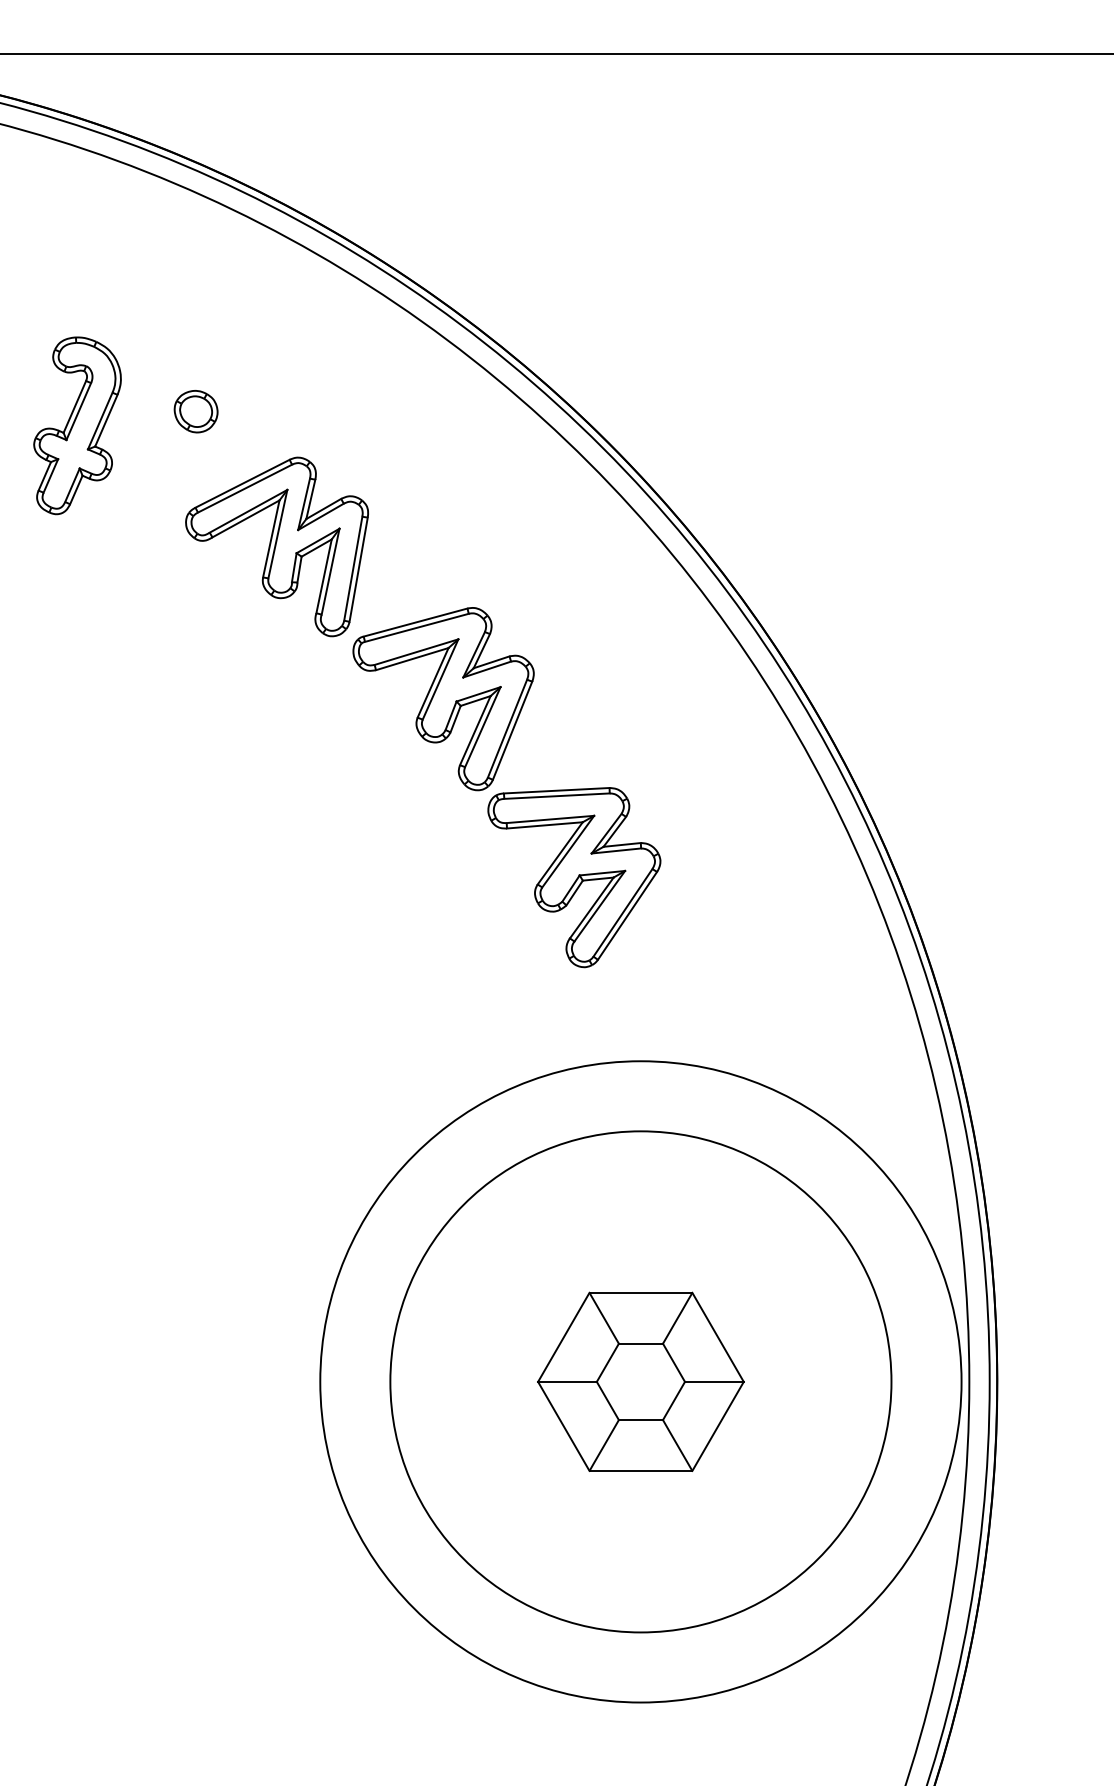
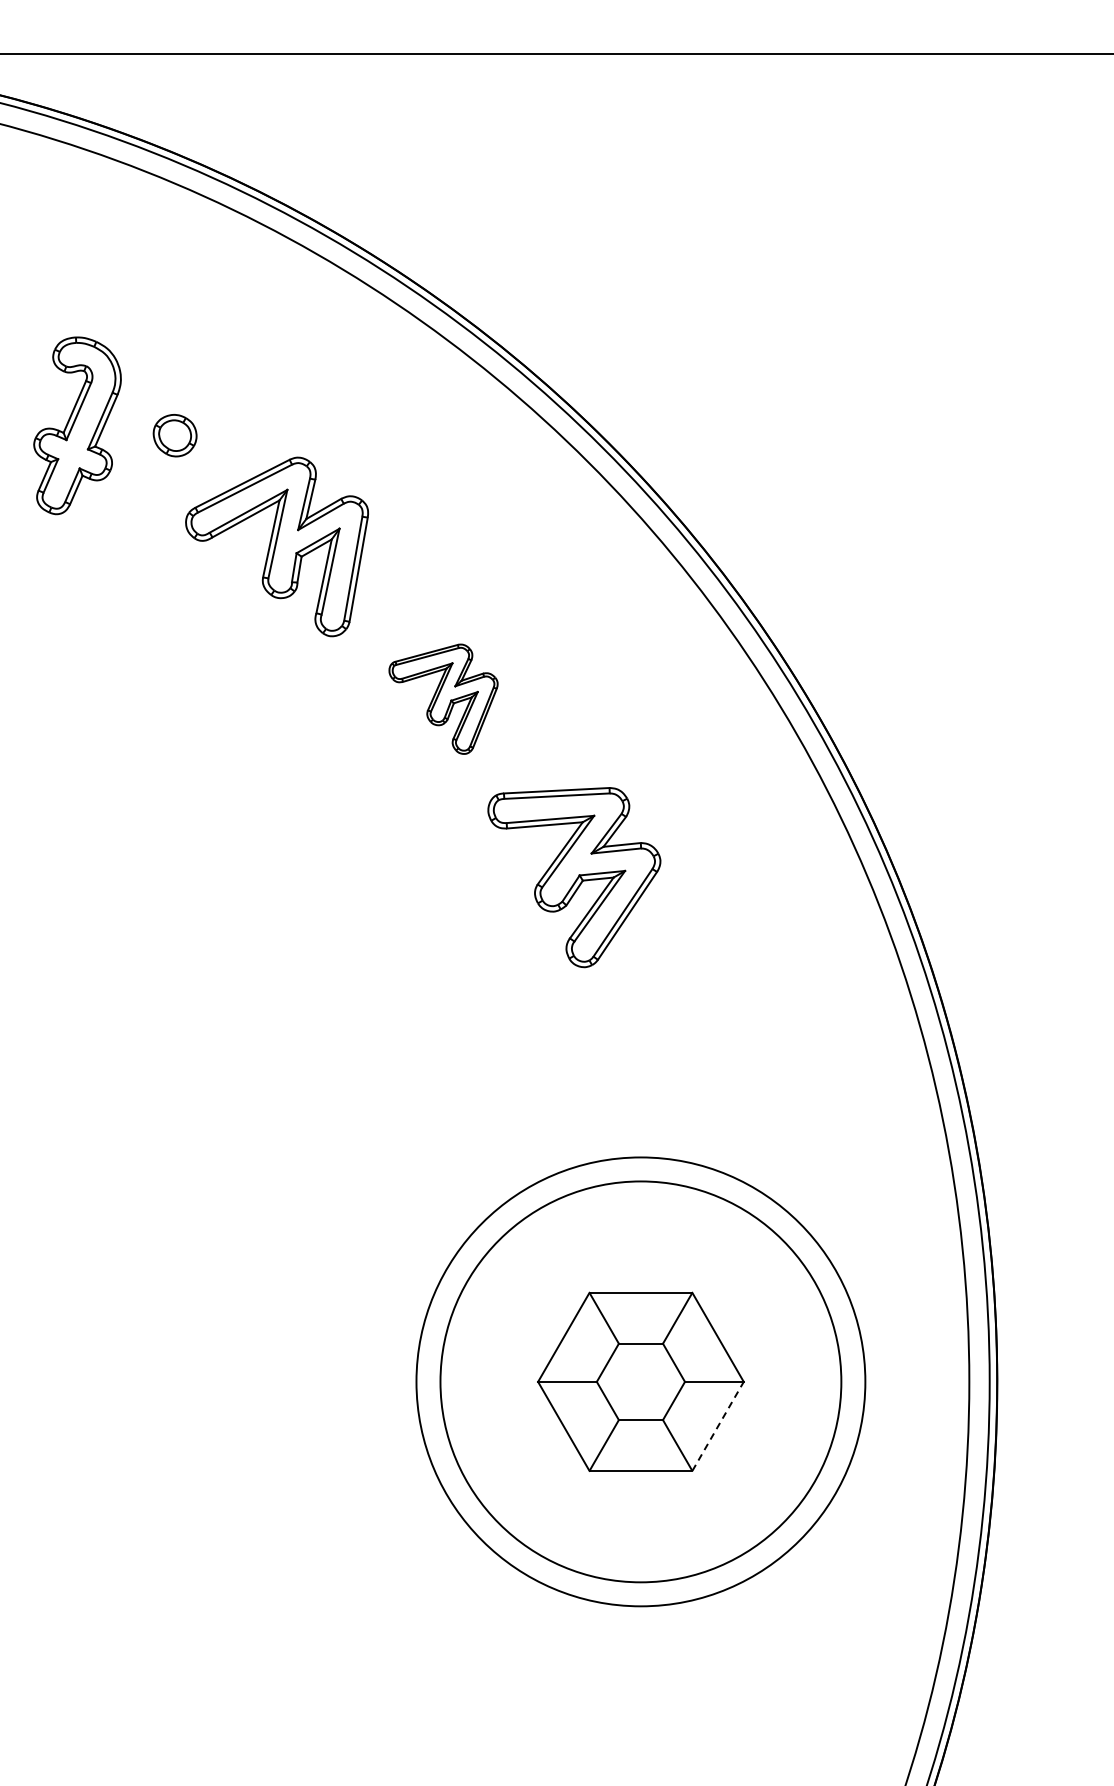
part position: (195, 411) -> (174, 435) (174, 435)
part size: 183x185 px -> 111x112 px (443, 698)
circle diameter: 501 px -> 401 px (640, 1381)
circle diameter: 641 px -> 449 px (640, 1381)
line: solid -> dashed (718, 1425)
